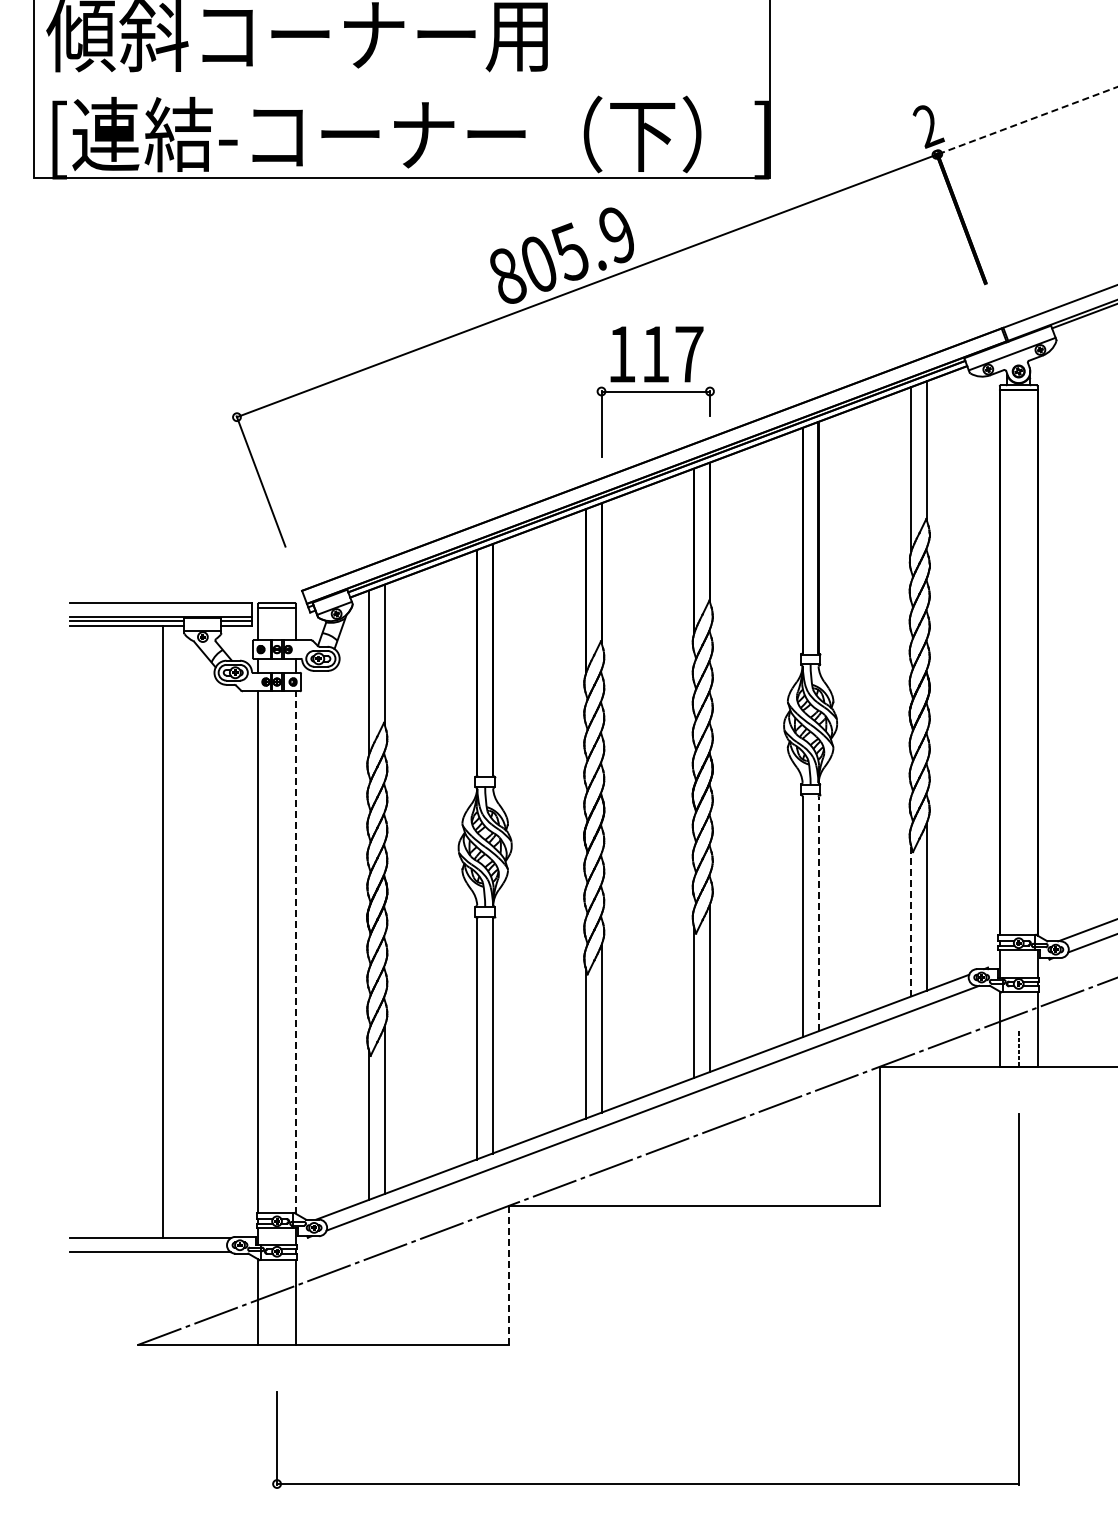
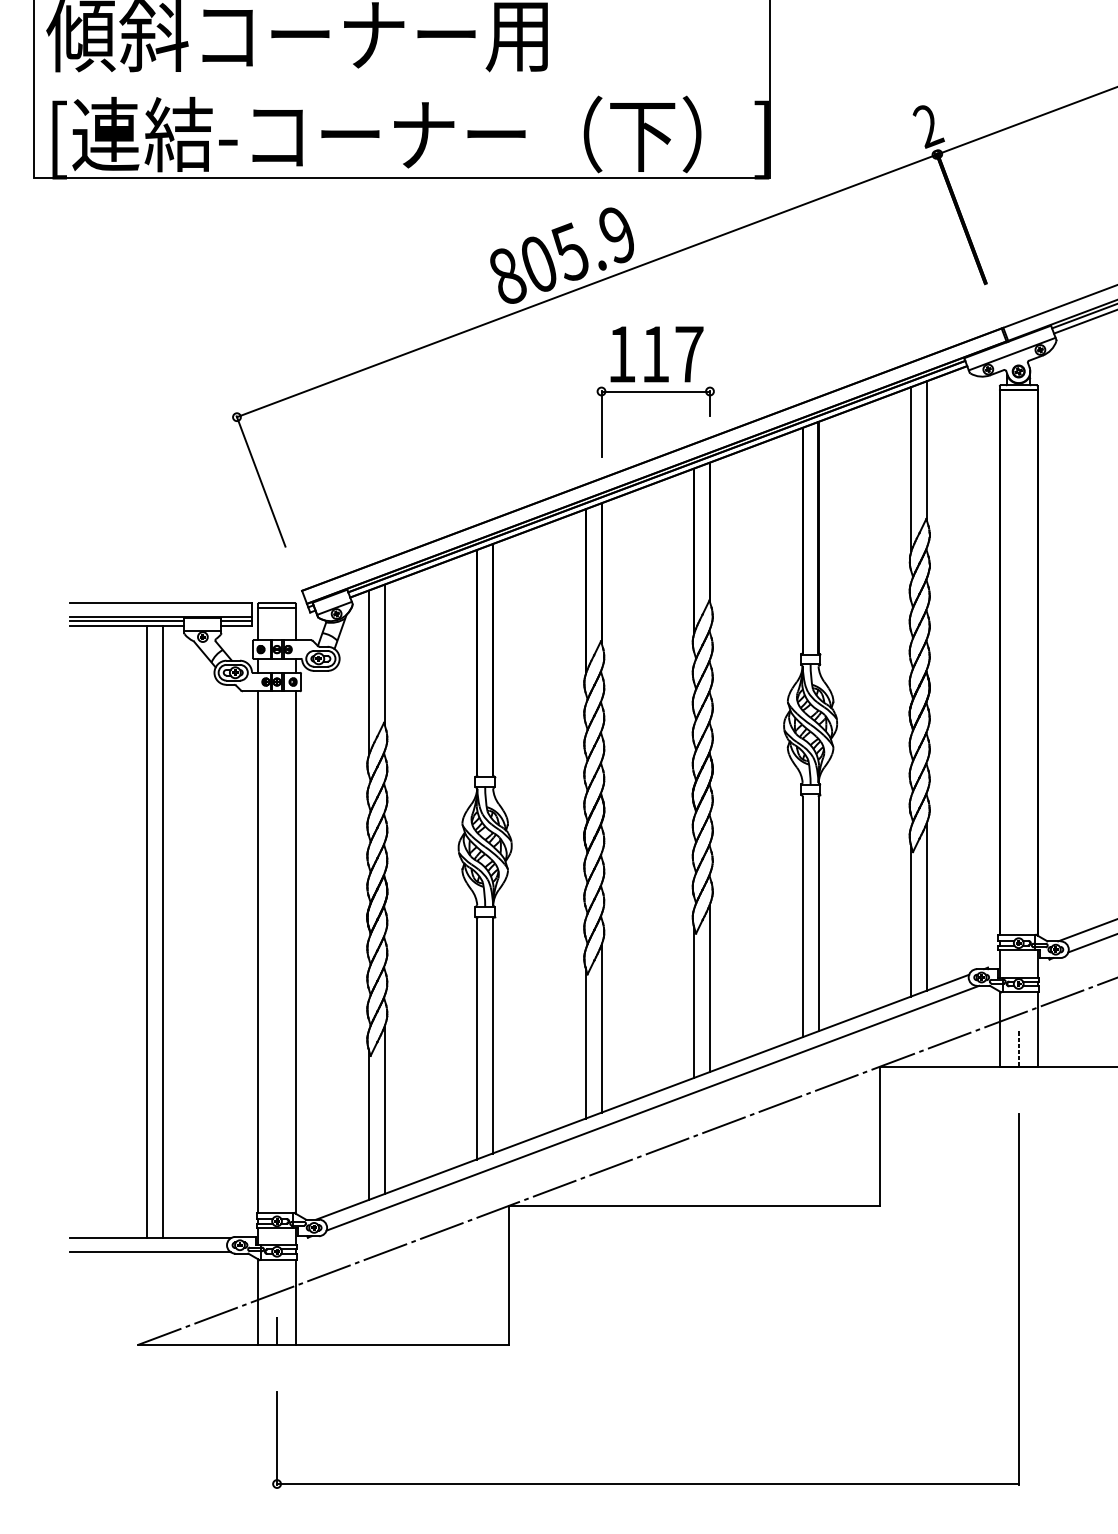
line: dashed -> solid (1028, 120)
line: none -> present (1084, 321)
line: dashed -> solid (818, 913)
line: dashed -> solid (911, 920)
line: none -> present (146, 932)
line: dashed -> solid (295, 952)
line: dashed -> solid (508, 1275)
line: none -> present (277, 1330)
